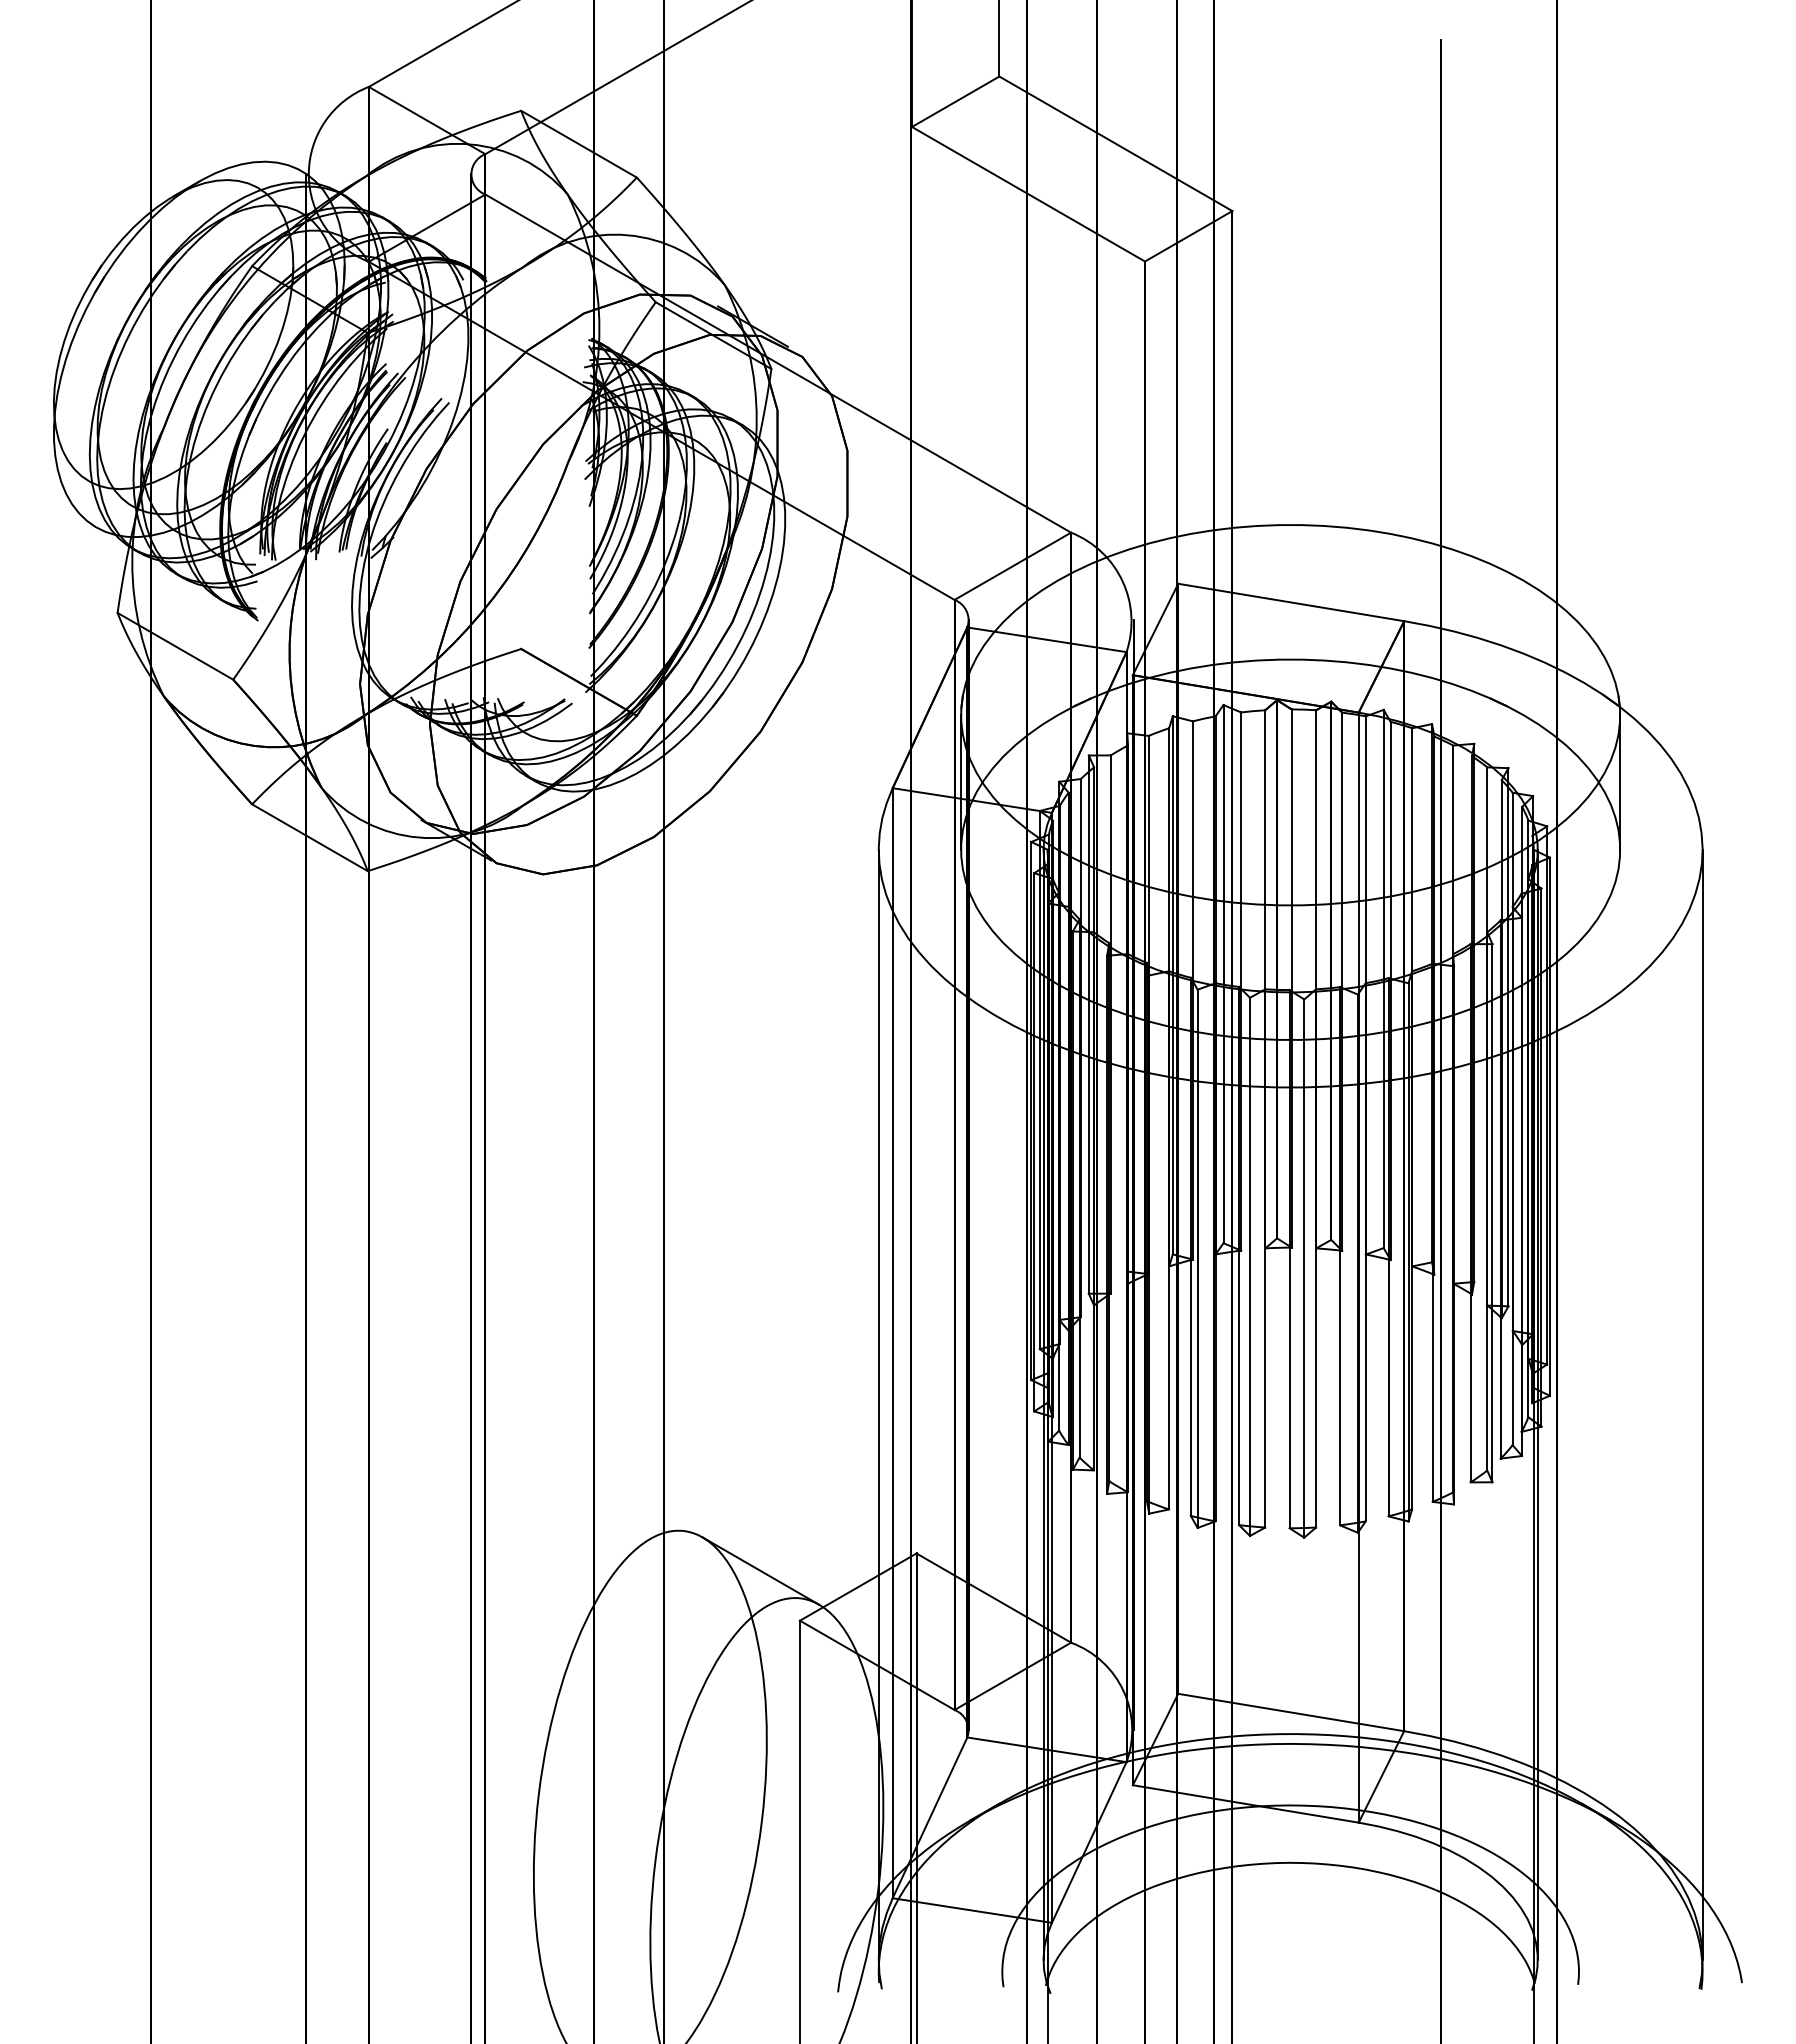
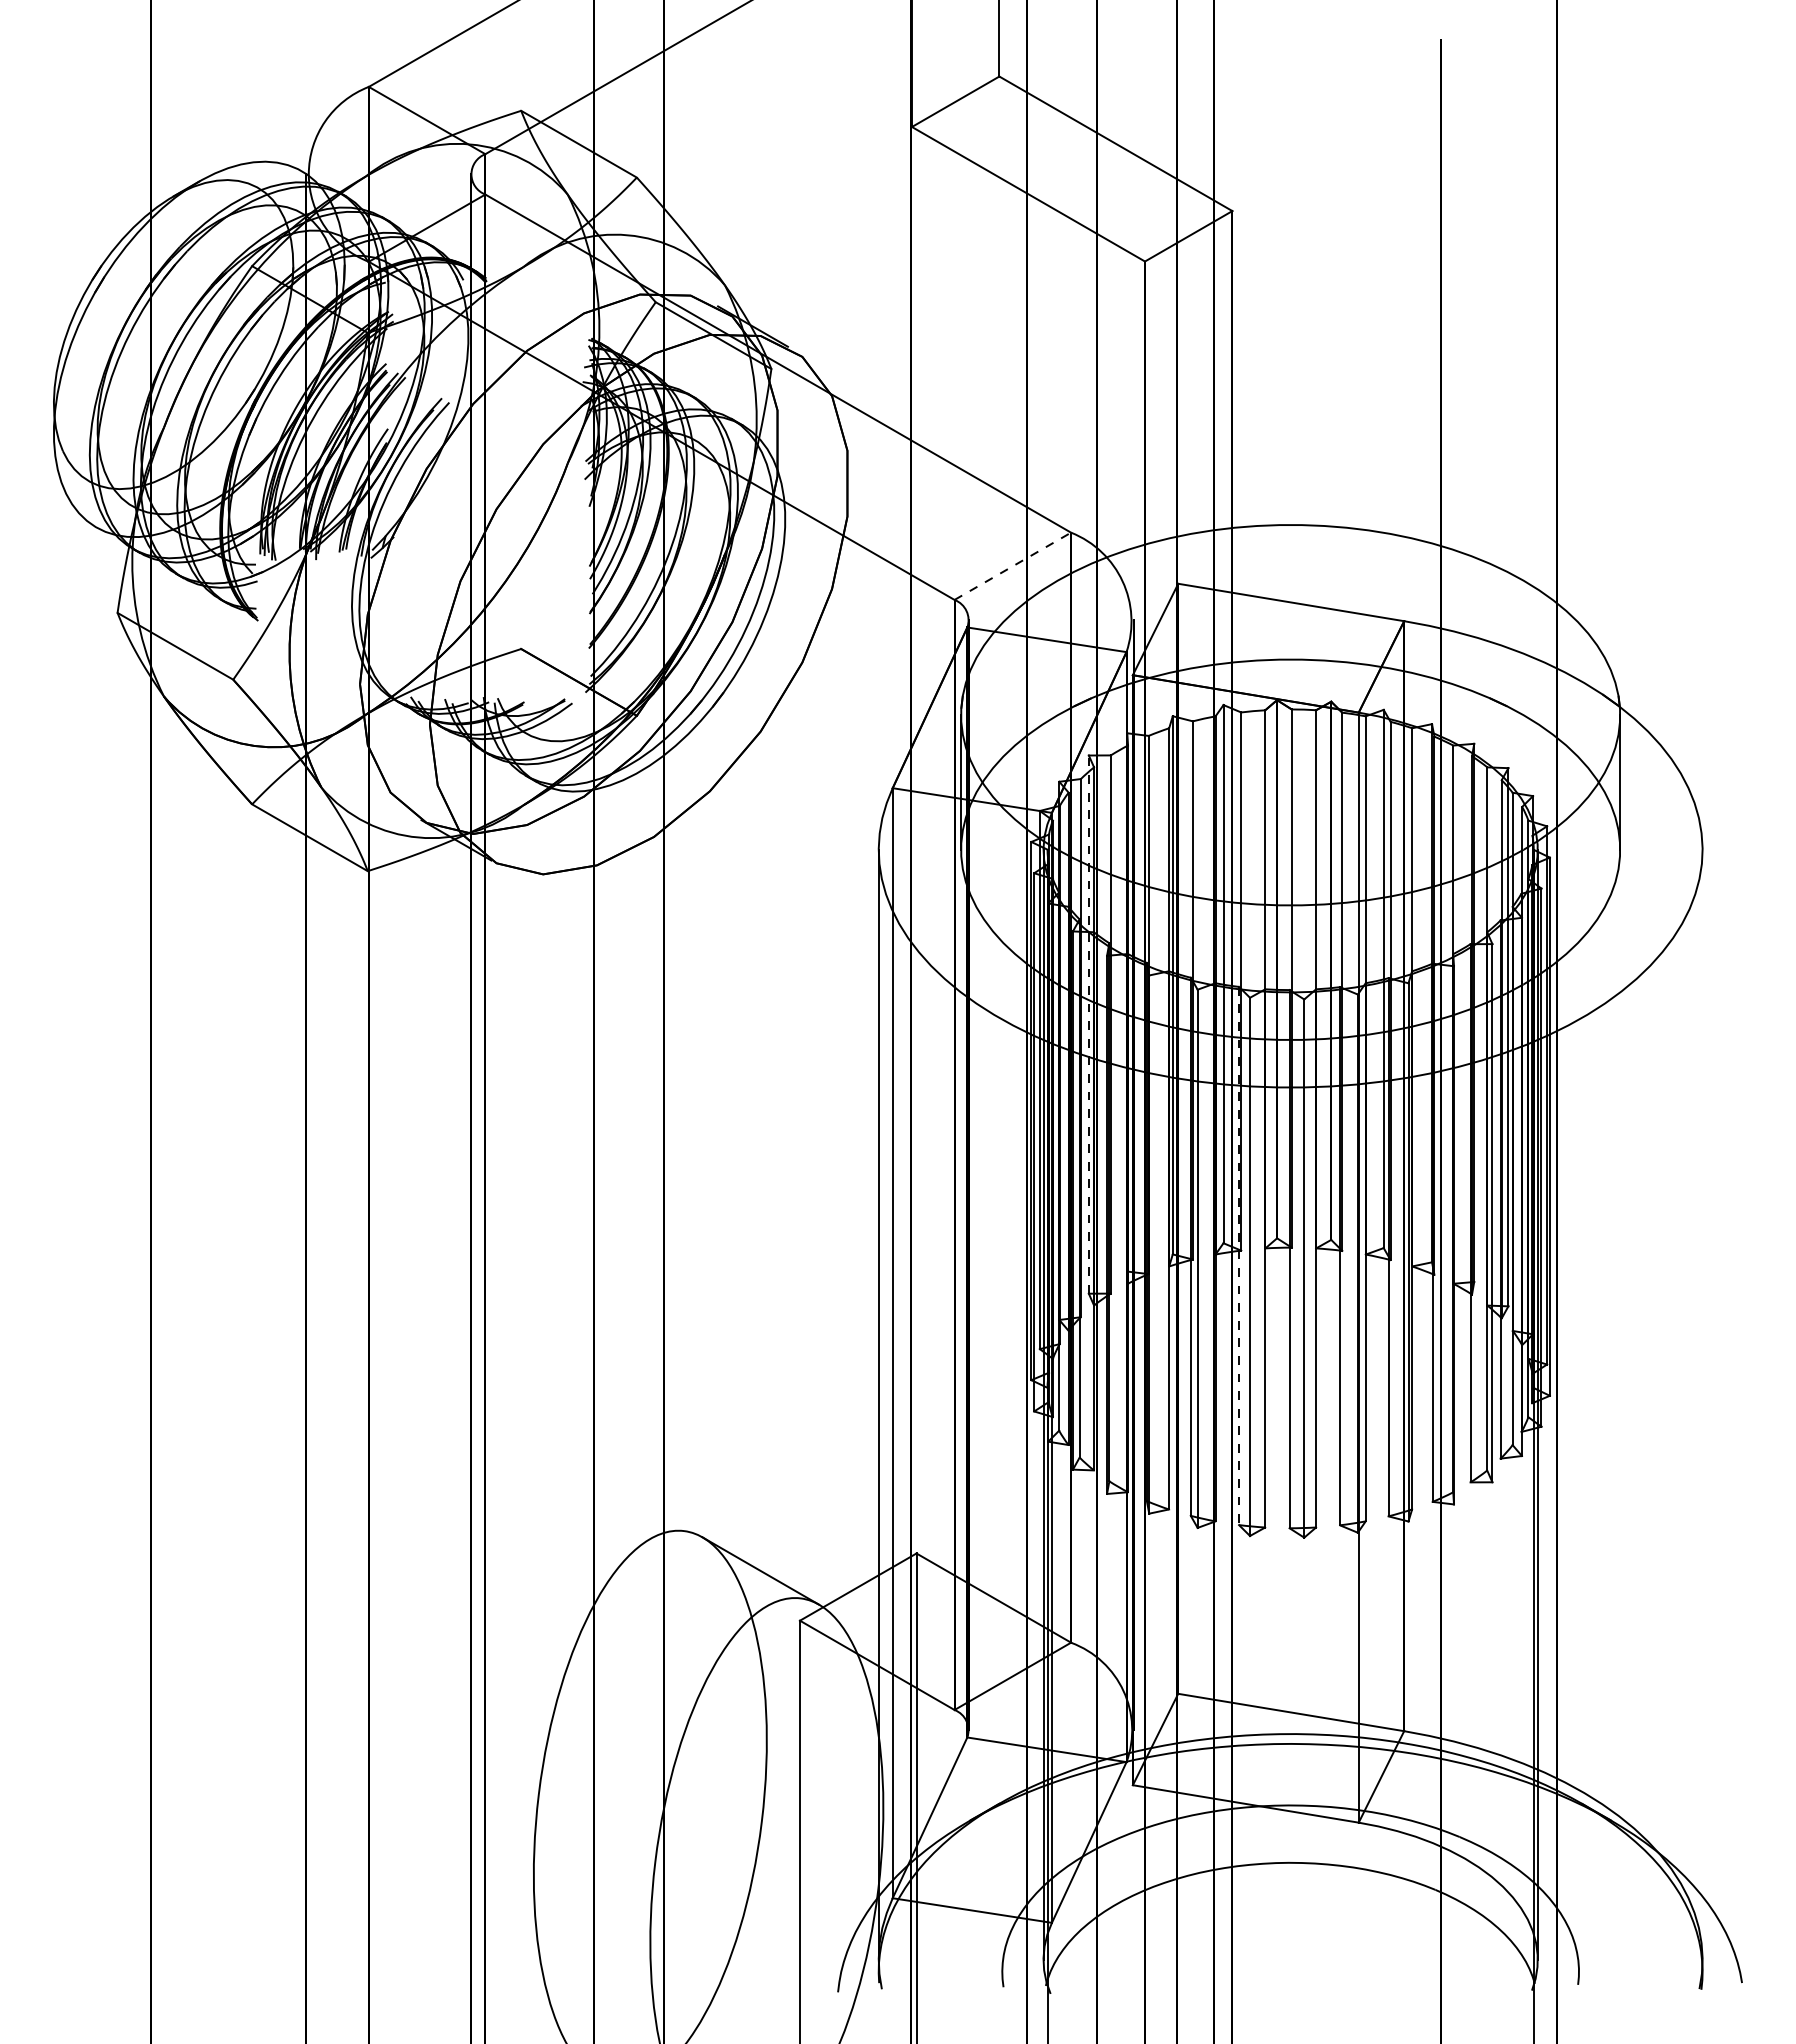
line: solid -> dashed (1013, 566)
line: solid -> dashed (1088, 1024)
line: solid -> dashed (1239, 1256)
line: present -> none (1702, 1404)
